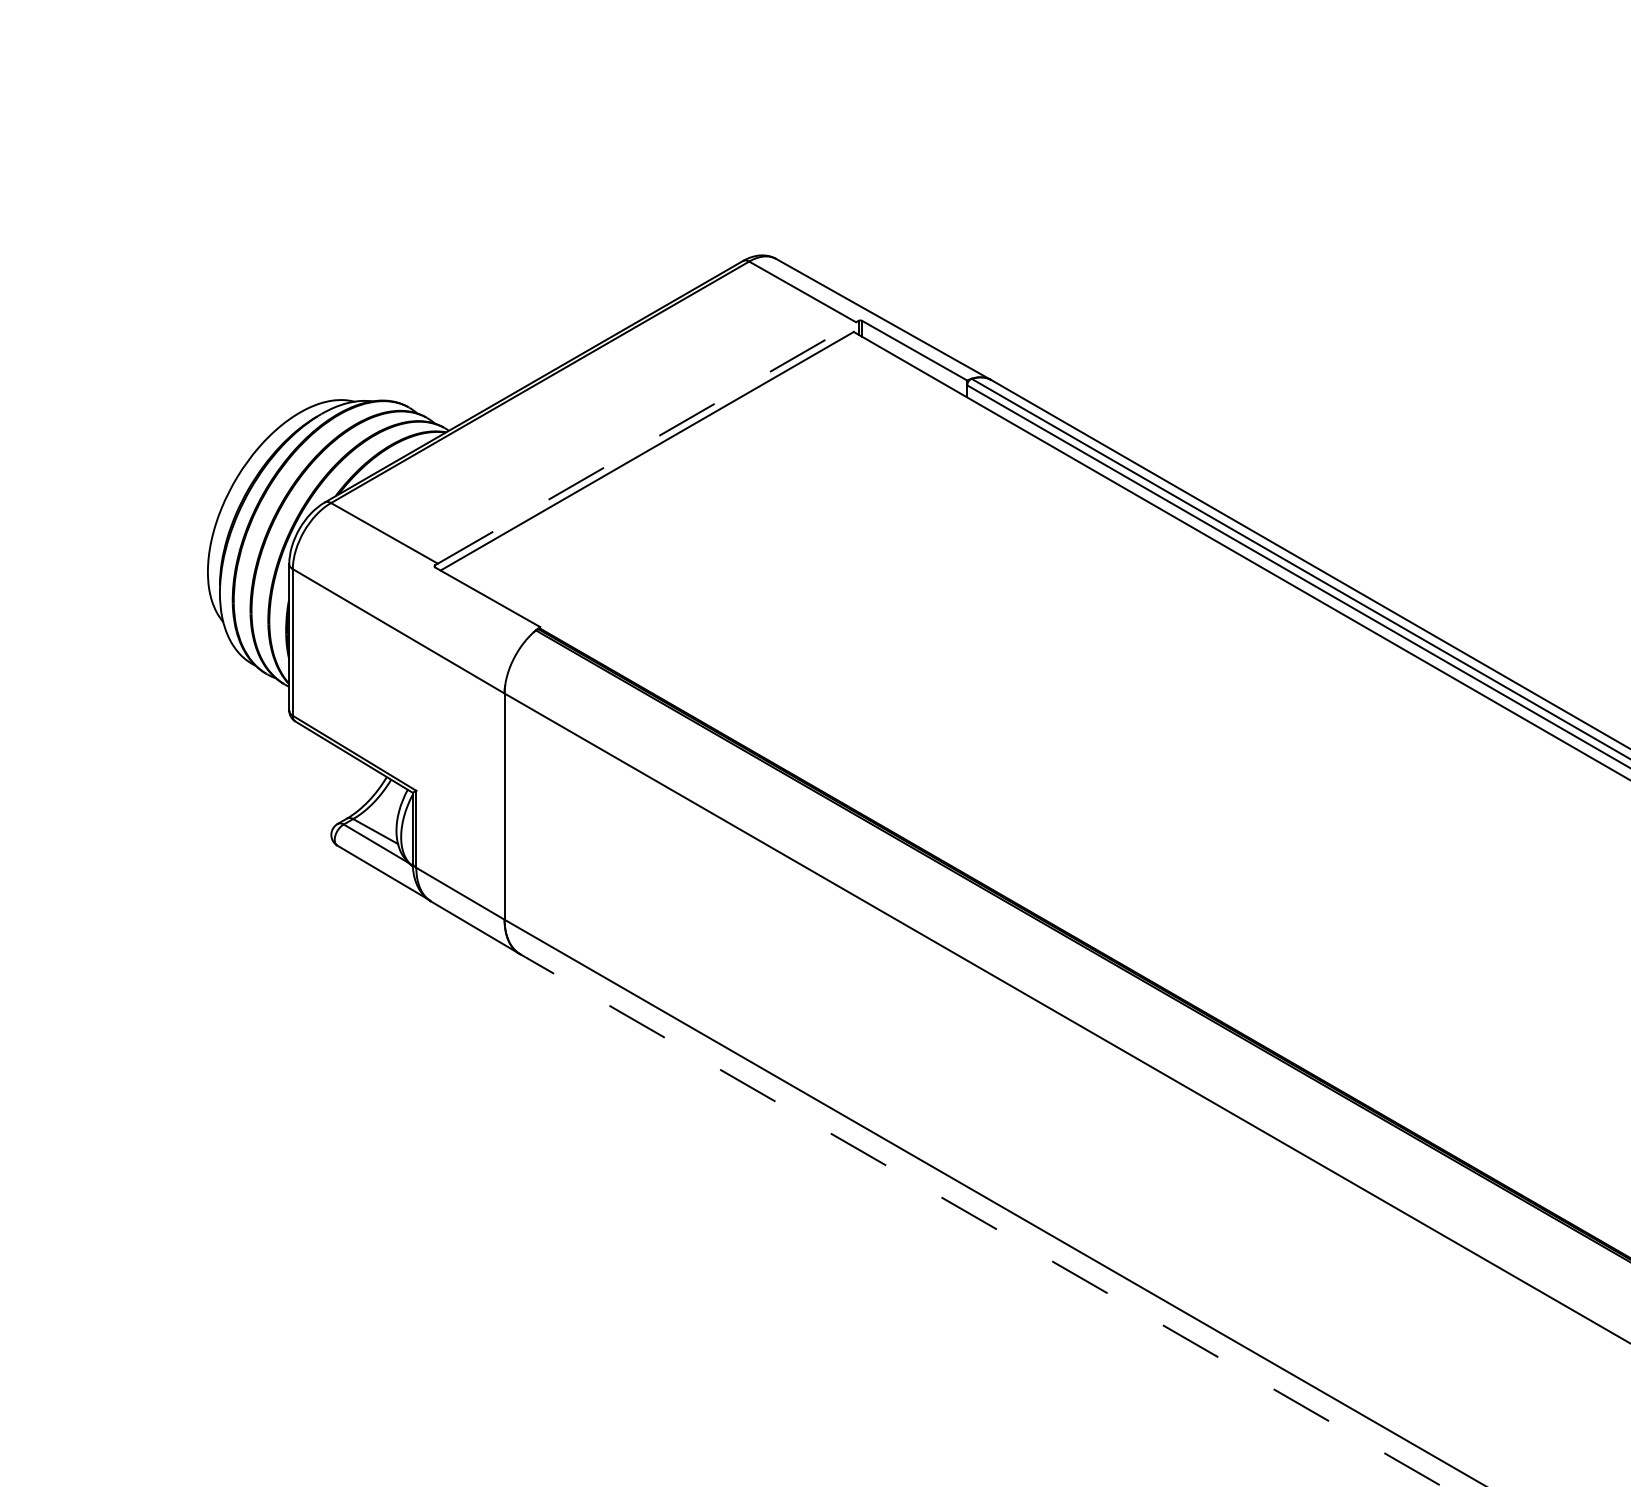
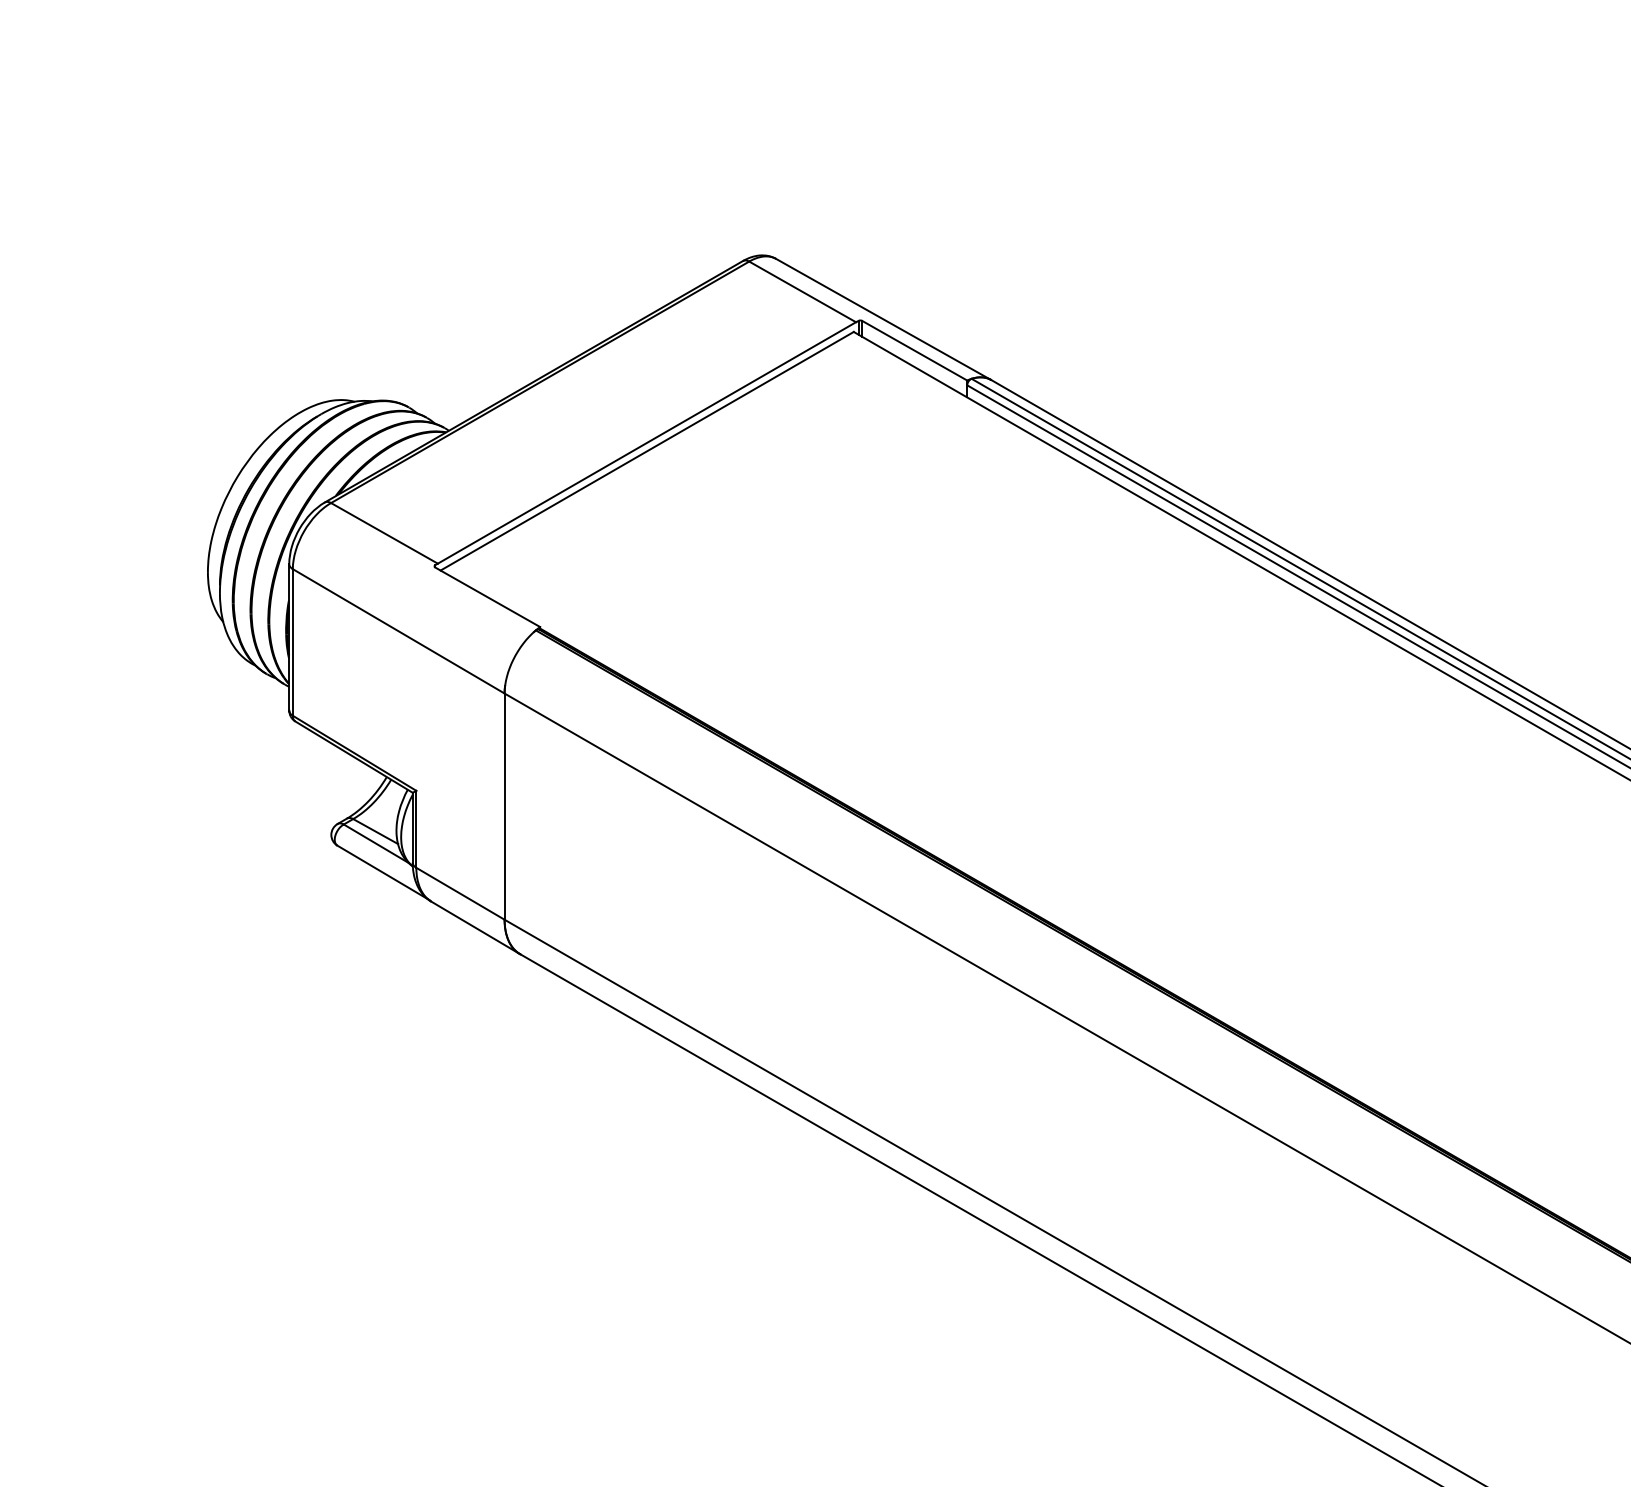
line: dashed -> solid (647, 442)
line: dashed -> solid (980, 1220)
